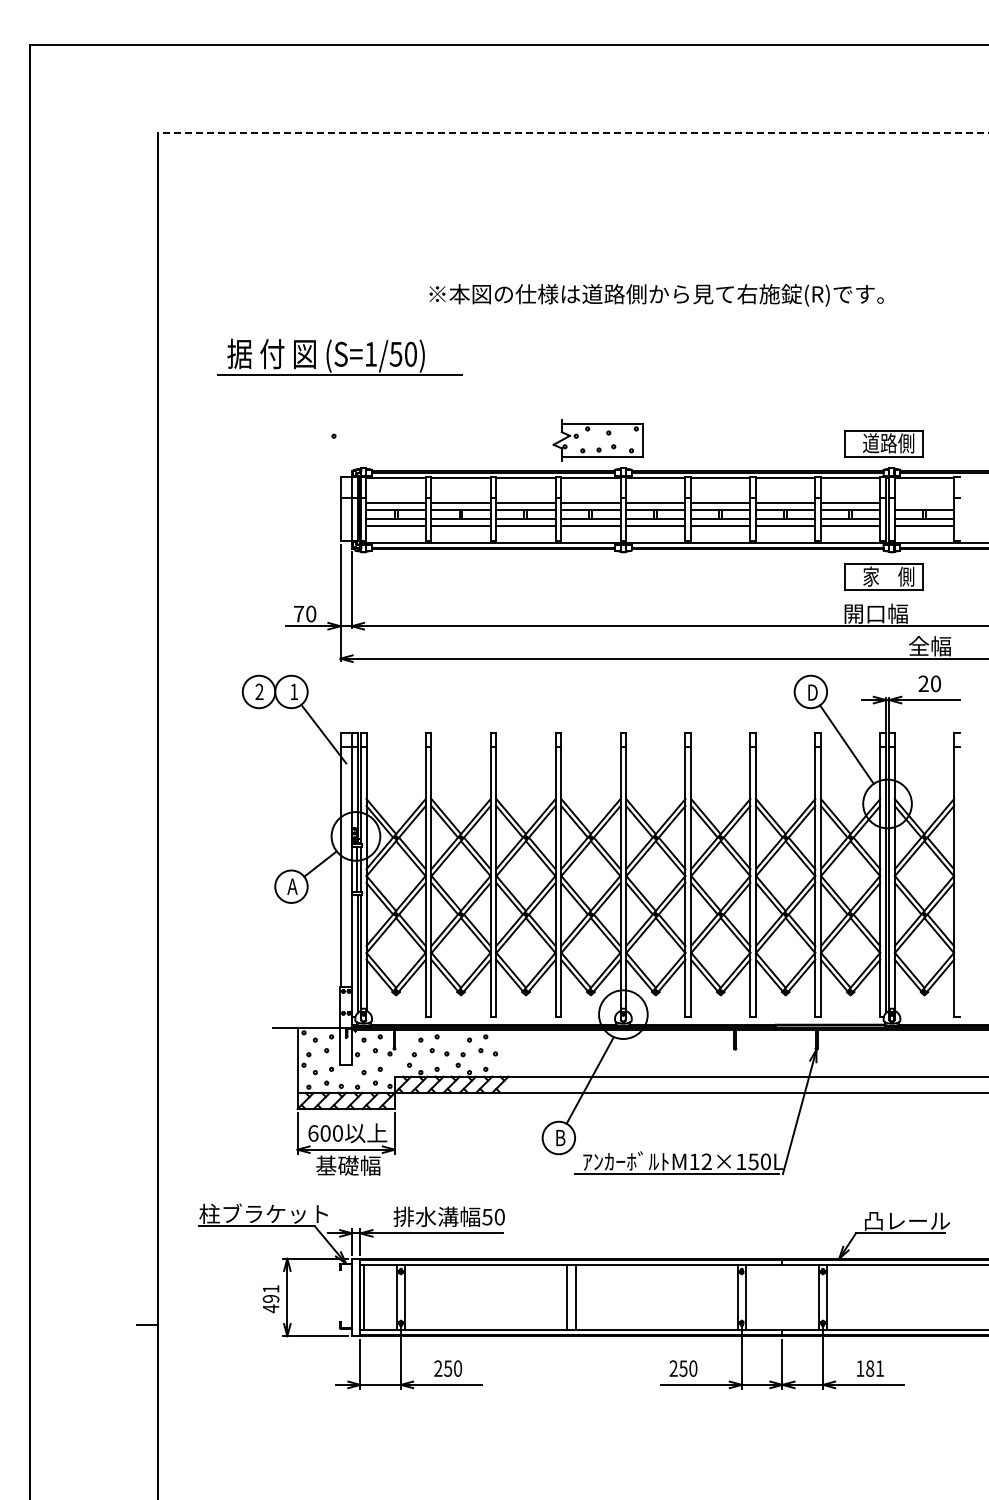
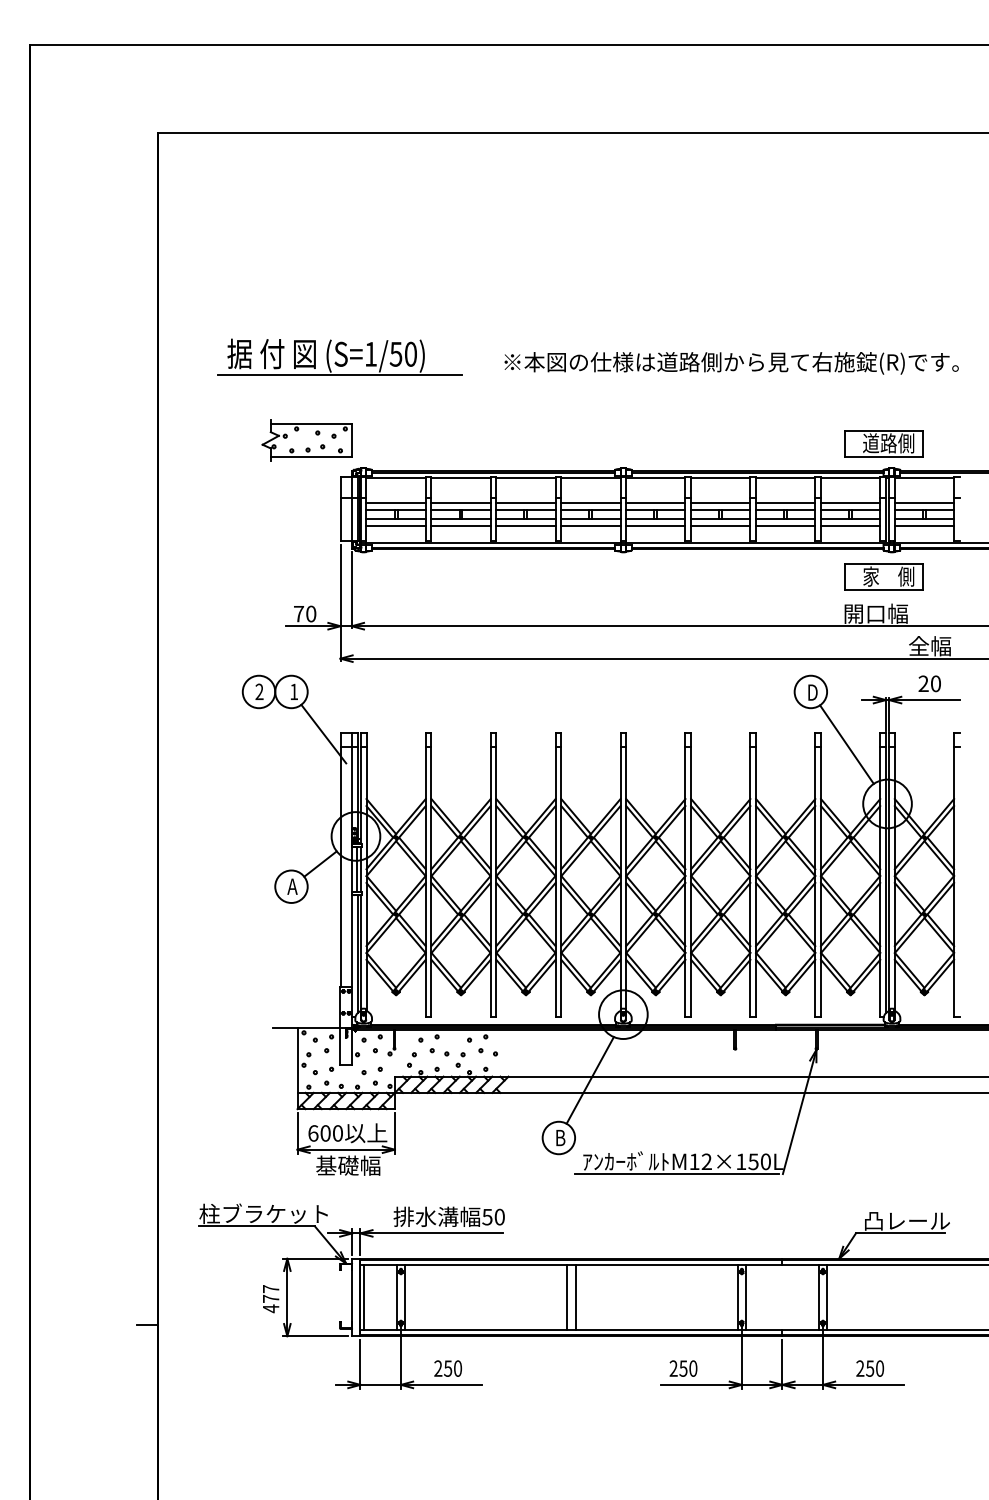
line: dashed -> solid (572, 132)
text position: (656, 295) -> (731, 363) (731, 363)
part position: (597, 440) -> (306, 440) (306, 440)
line: none -> present (924, 502)
text: 491 -> 477 (270, 1293)
text: 181 -> 250 (870, 1368)
